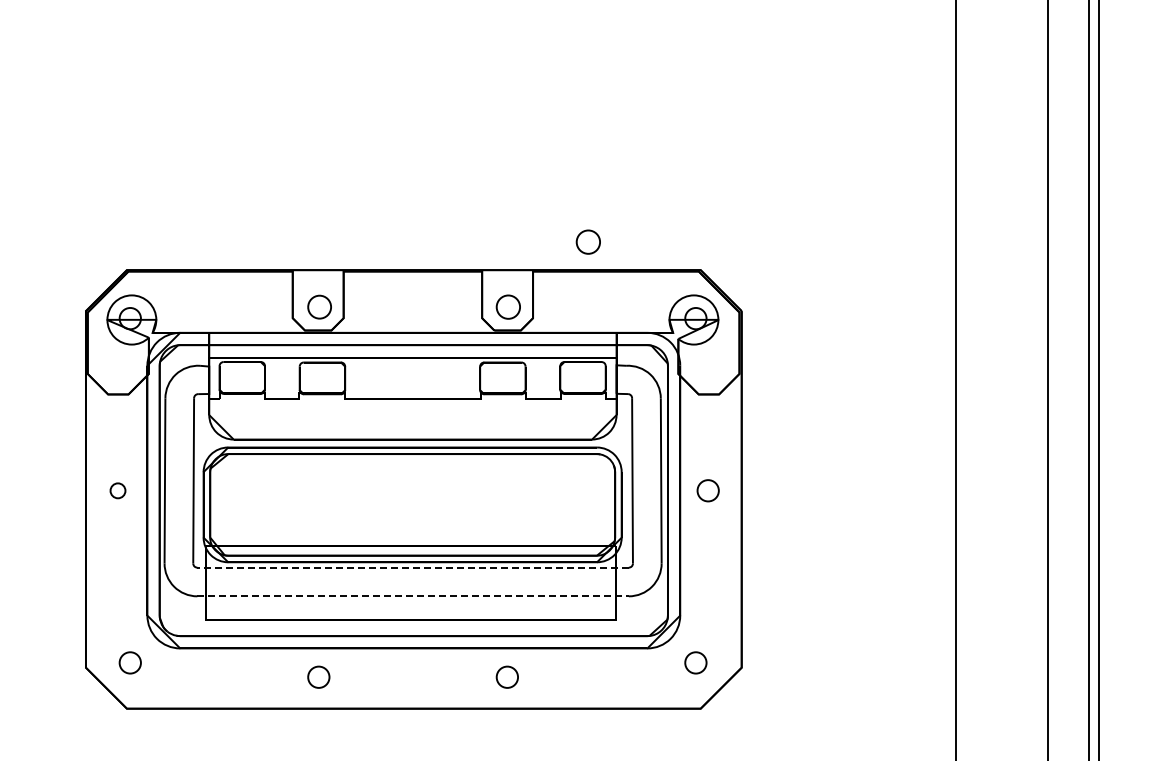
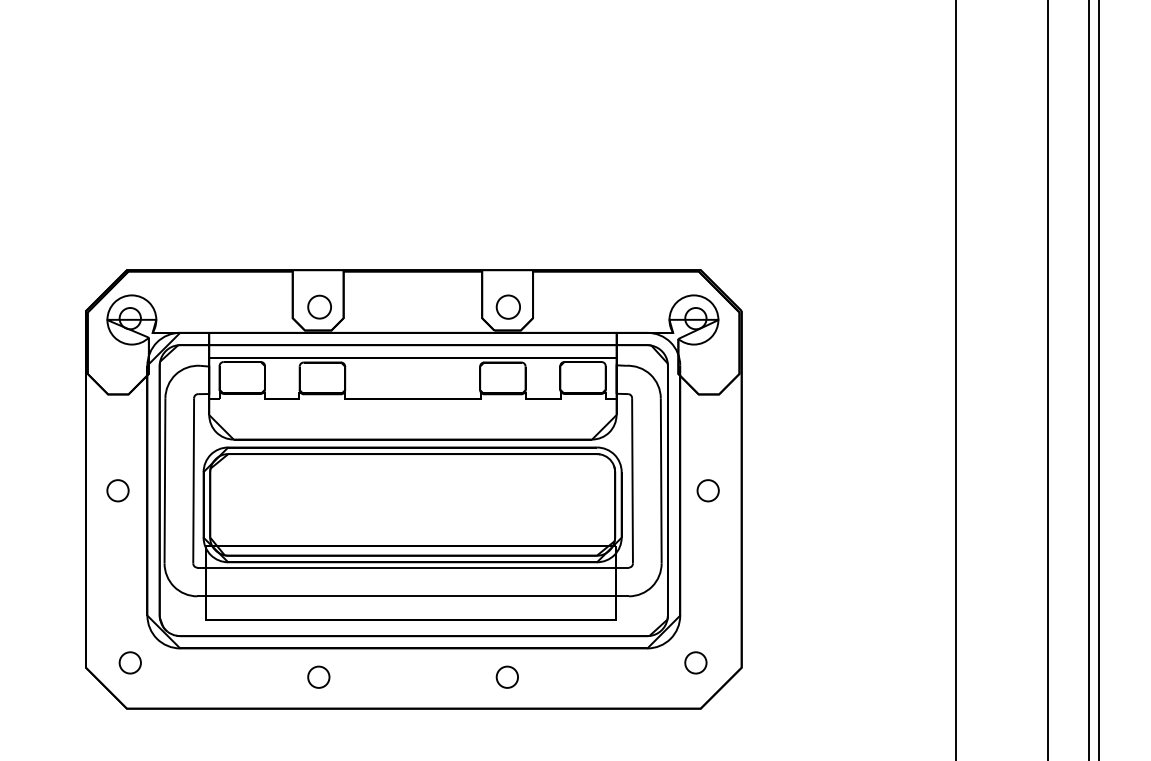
part: present -> none (587, 241)
part size: 18x18 px -> 24x24 px (117, 490)
line: dashed -> solid (413, 567)
line: dashed -> solid (413, 596)
